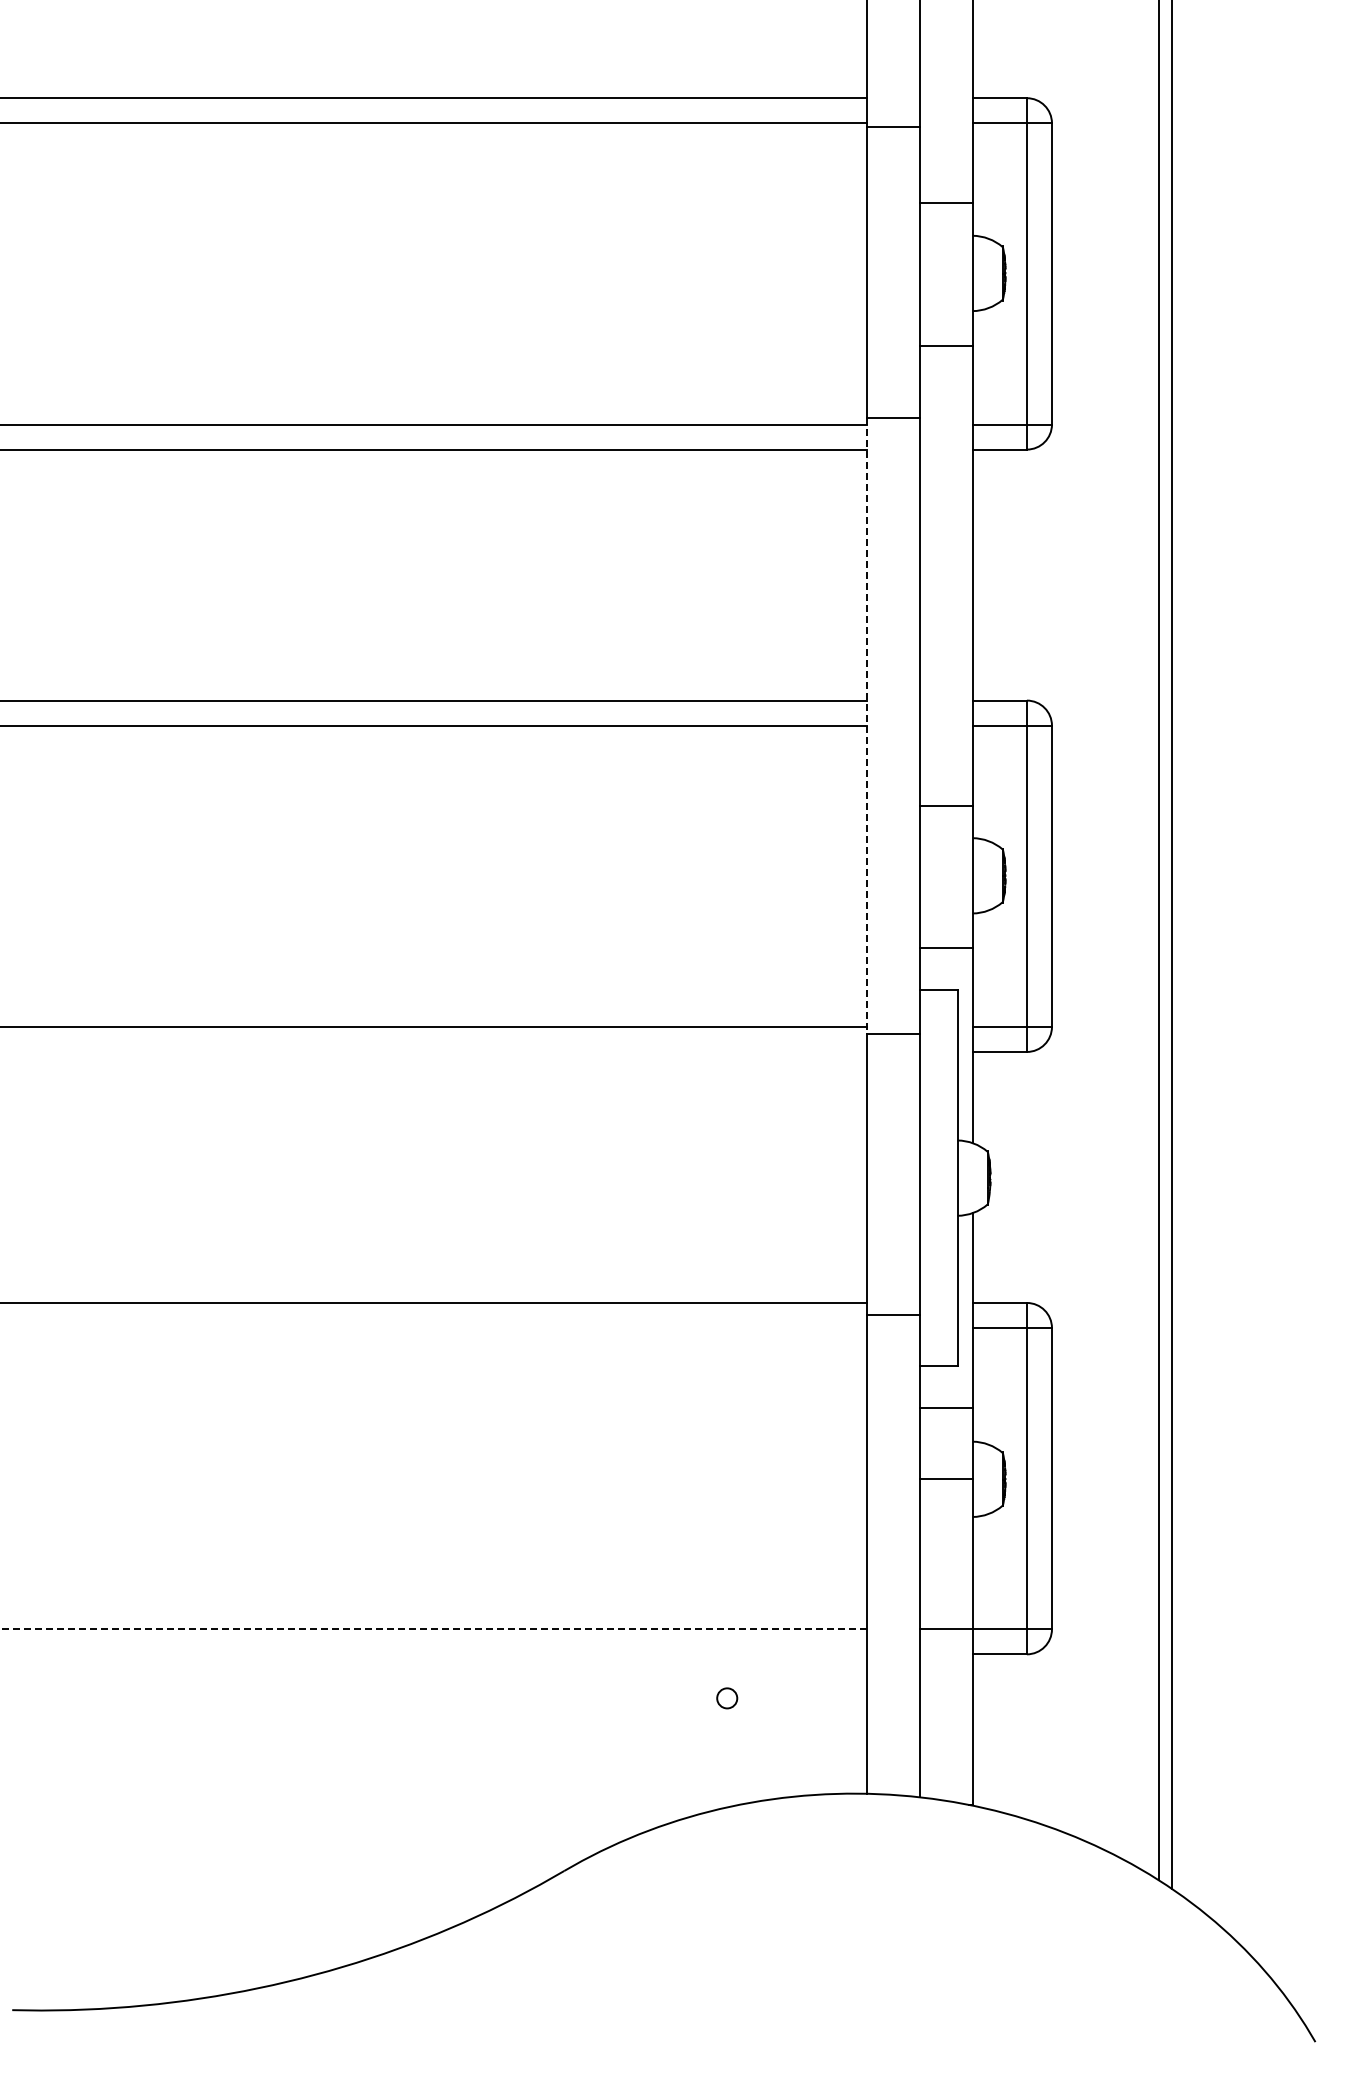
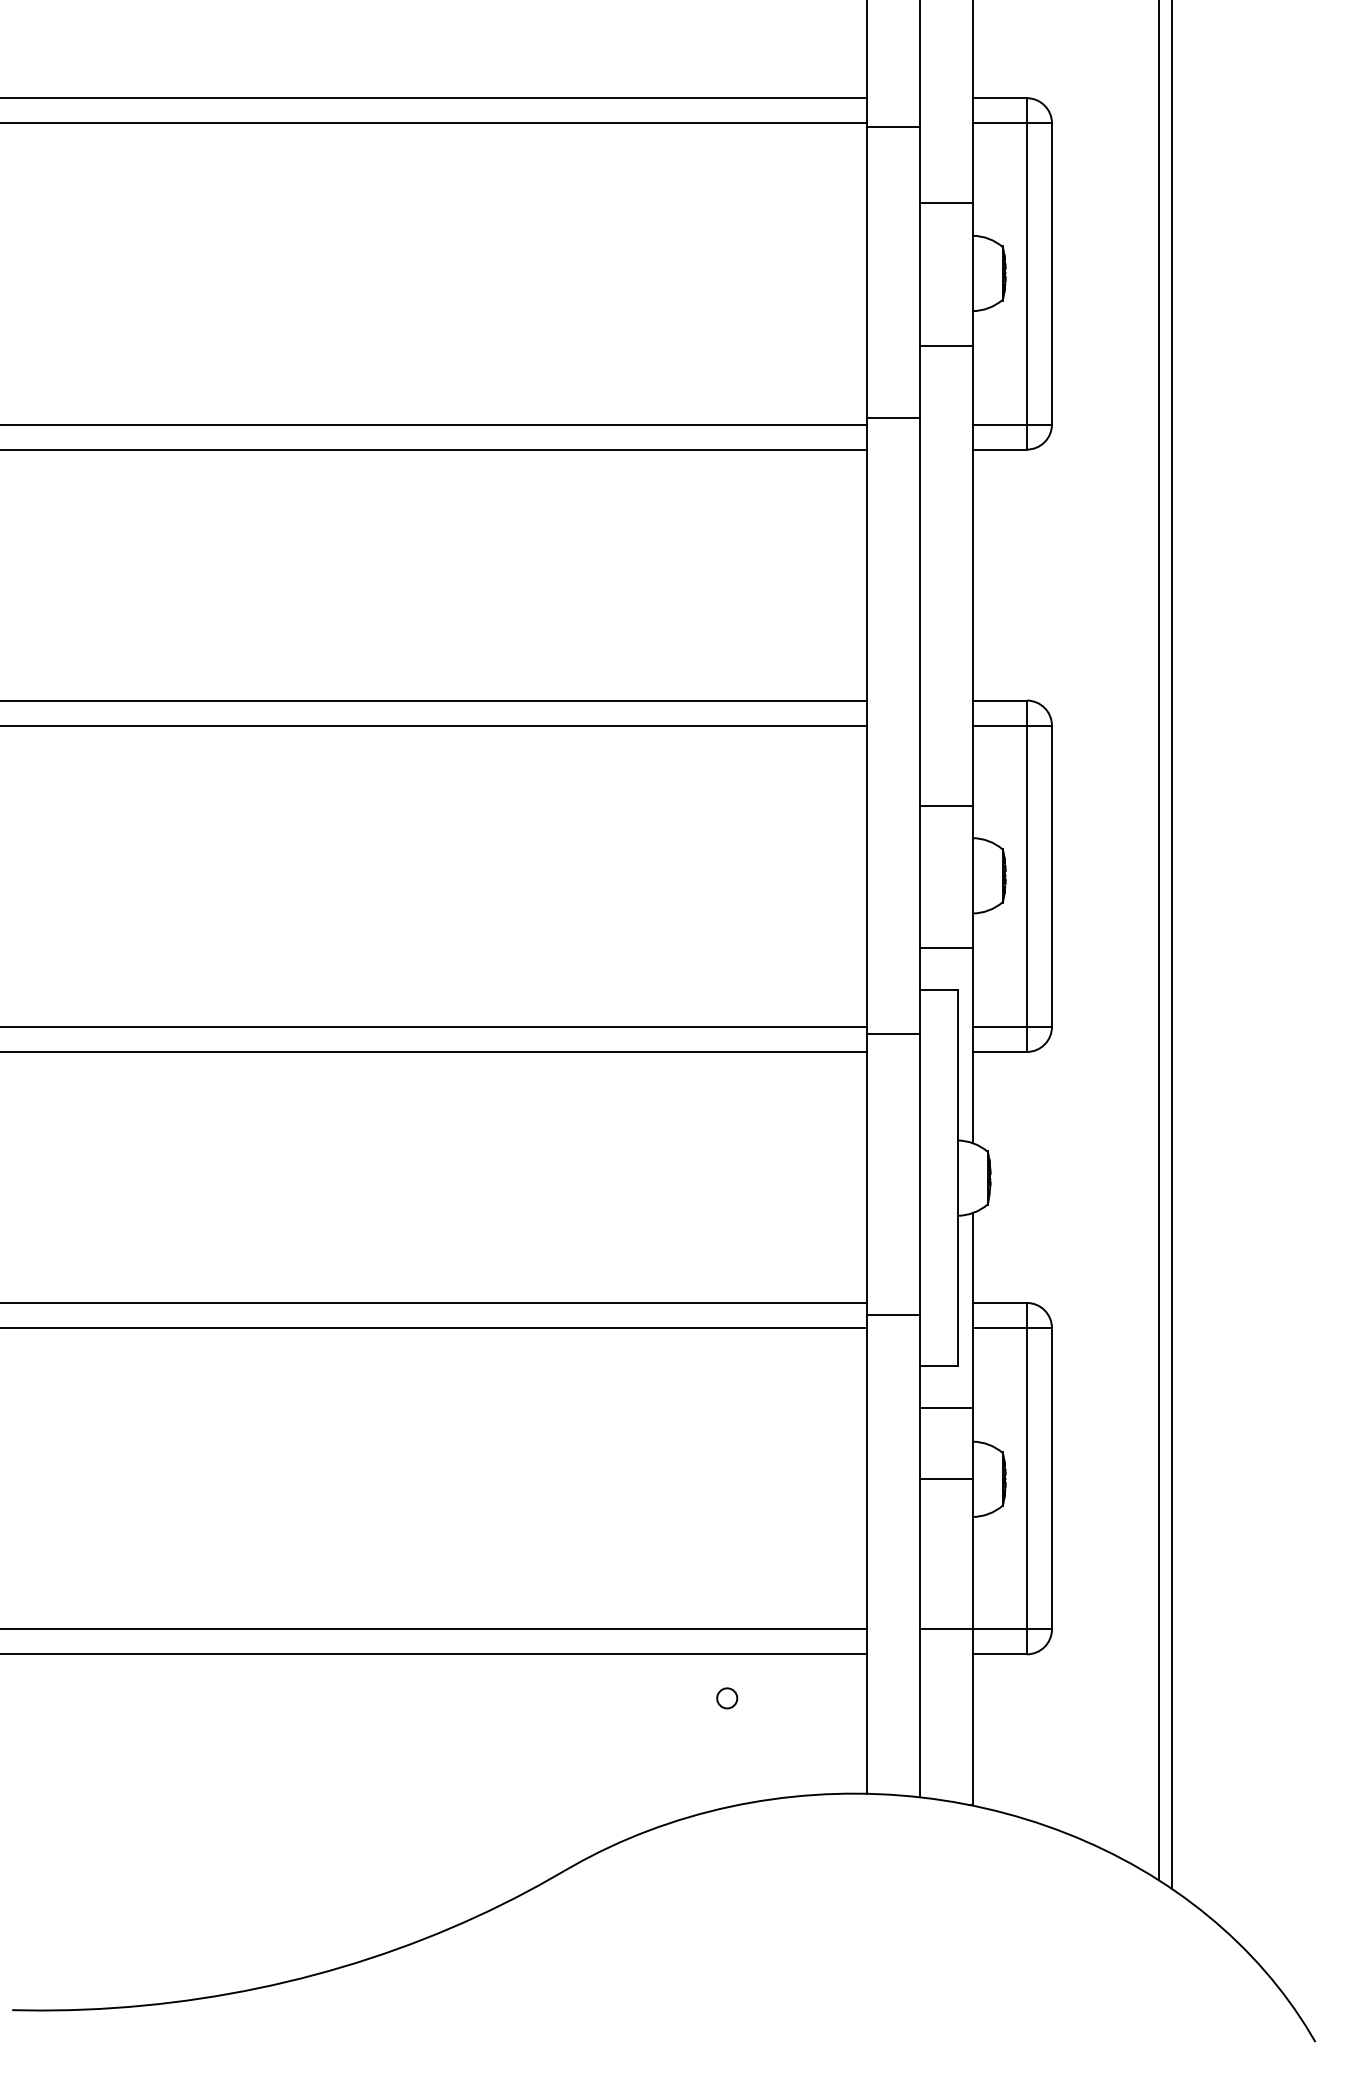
line: dashed -> solid (867, 726)
line: none -> present (434, 1051)
line: none -> present (434, 1328)
line: dashed -> solid (433, 1629)
line: none -> present (434, 1654)
